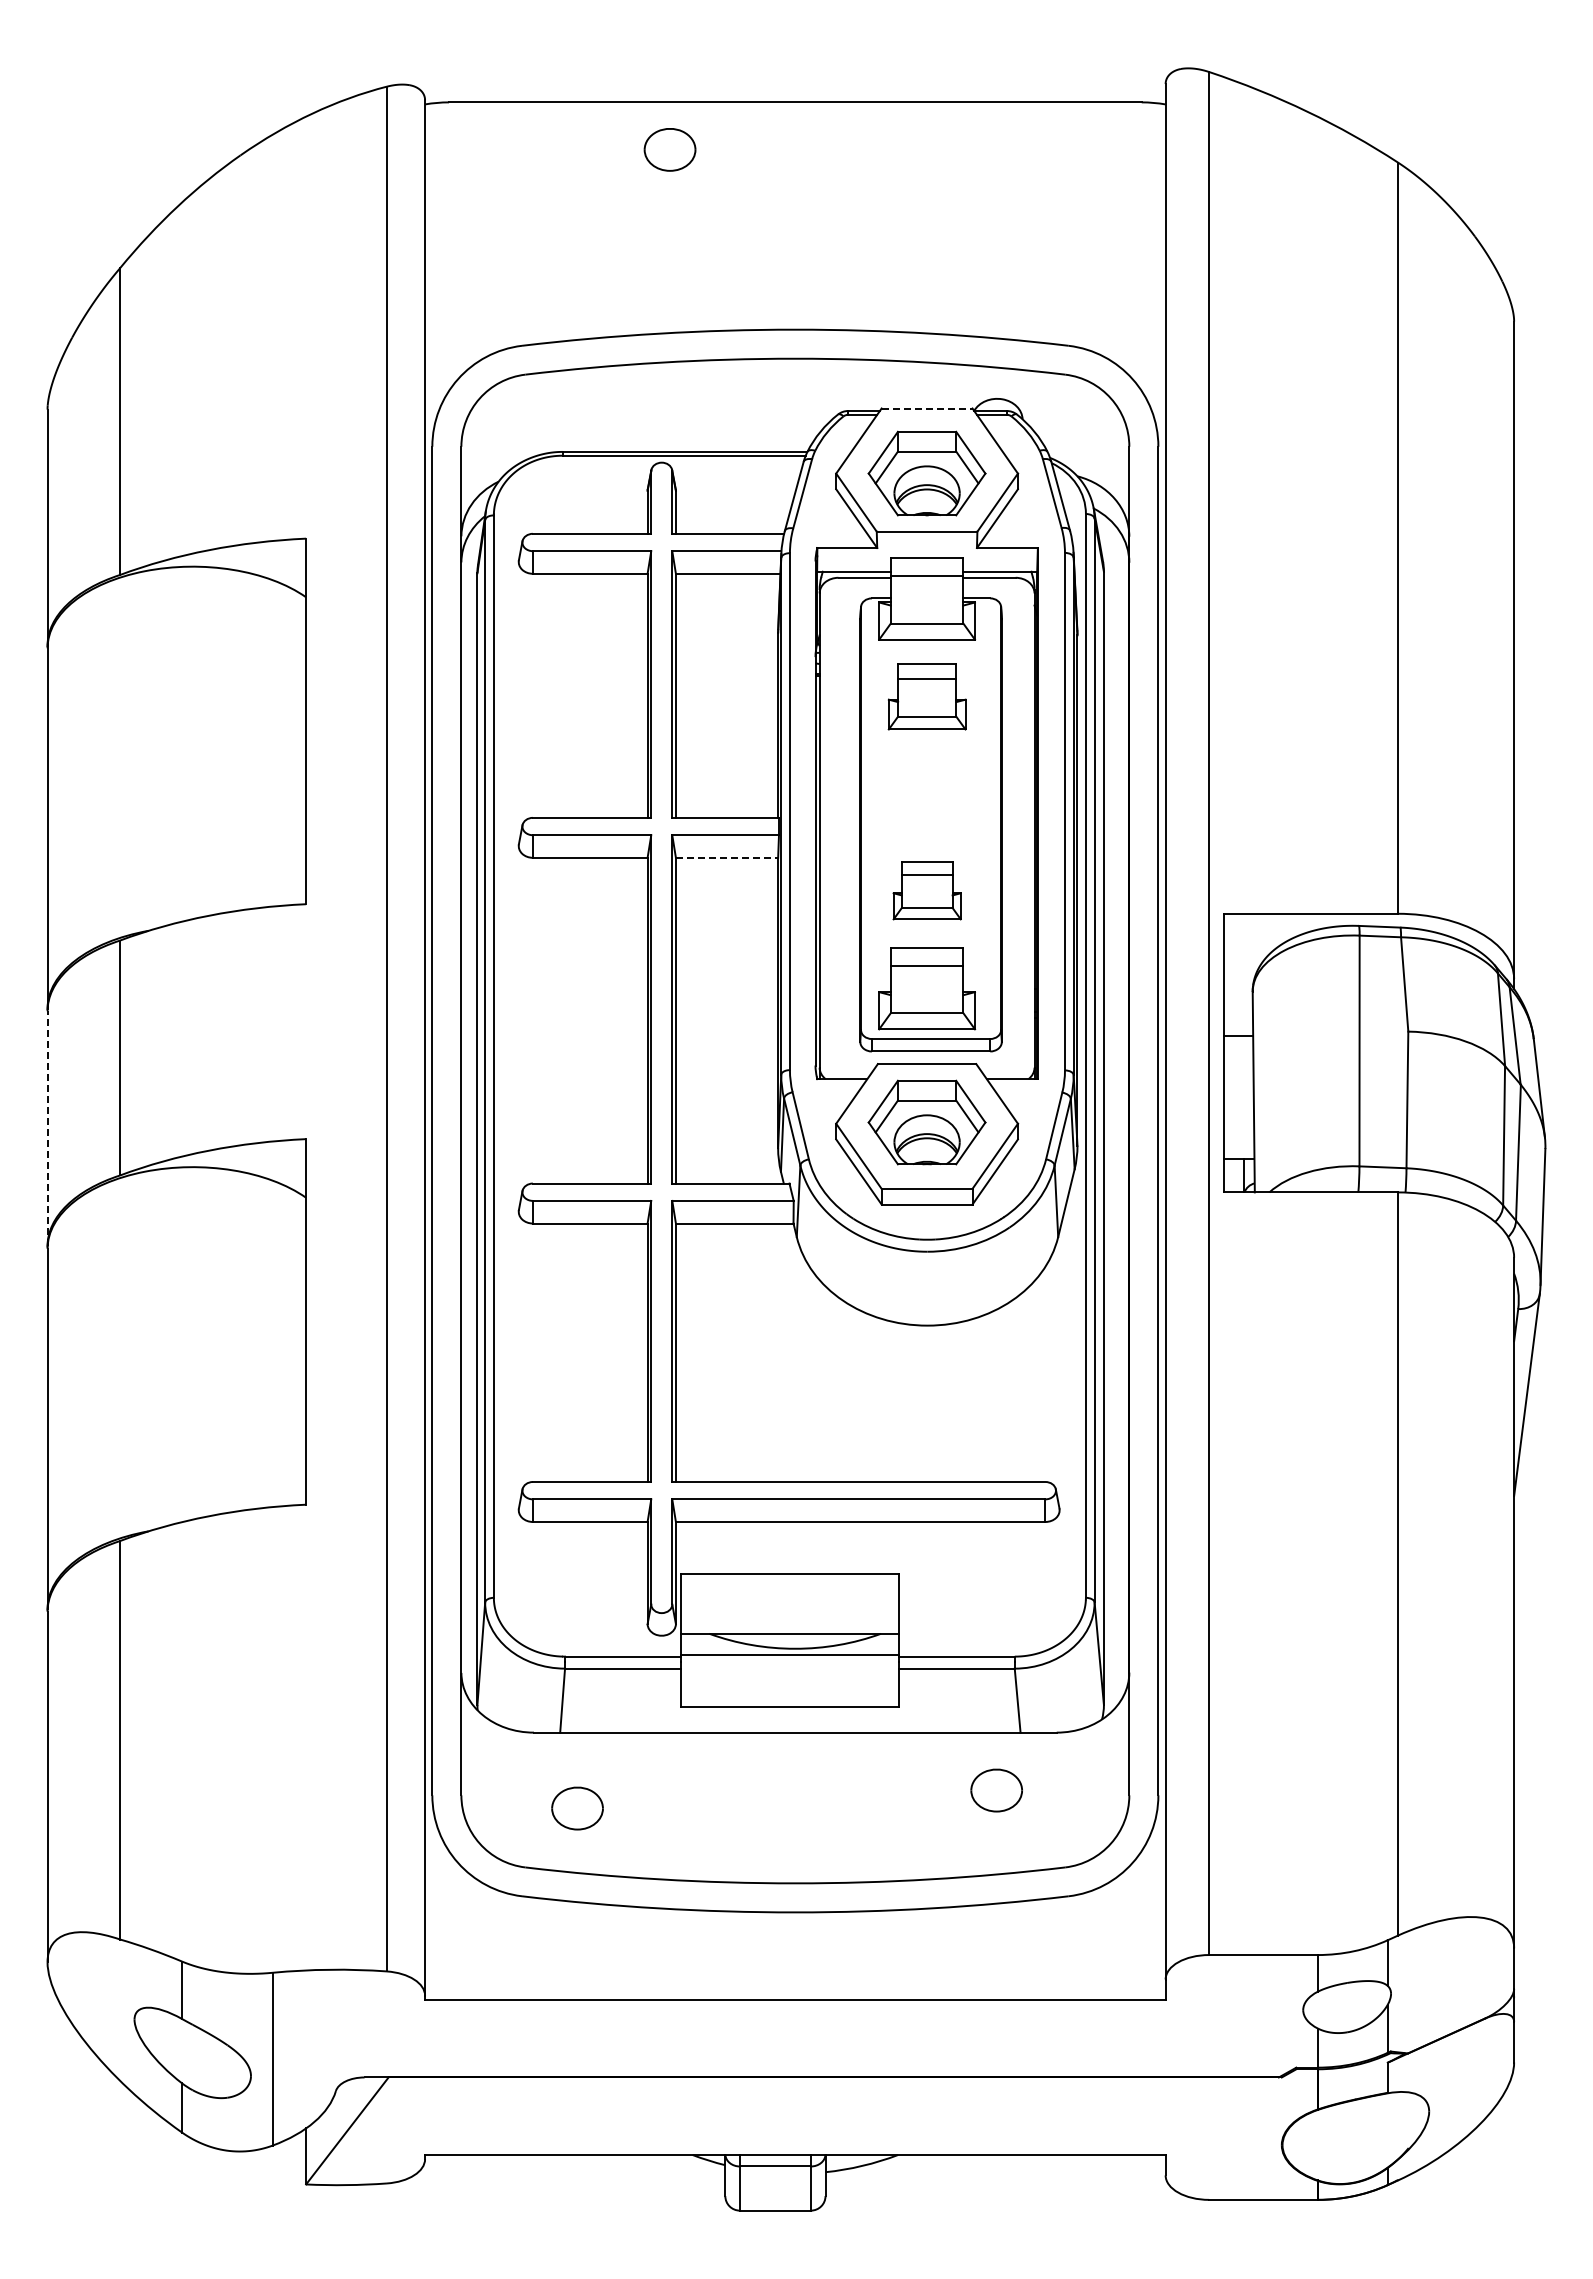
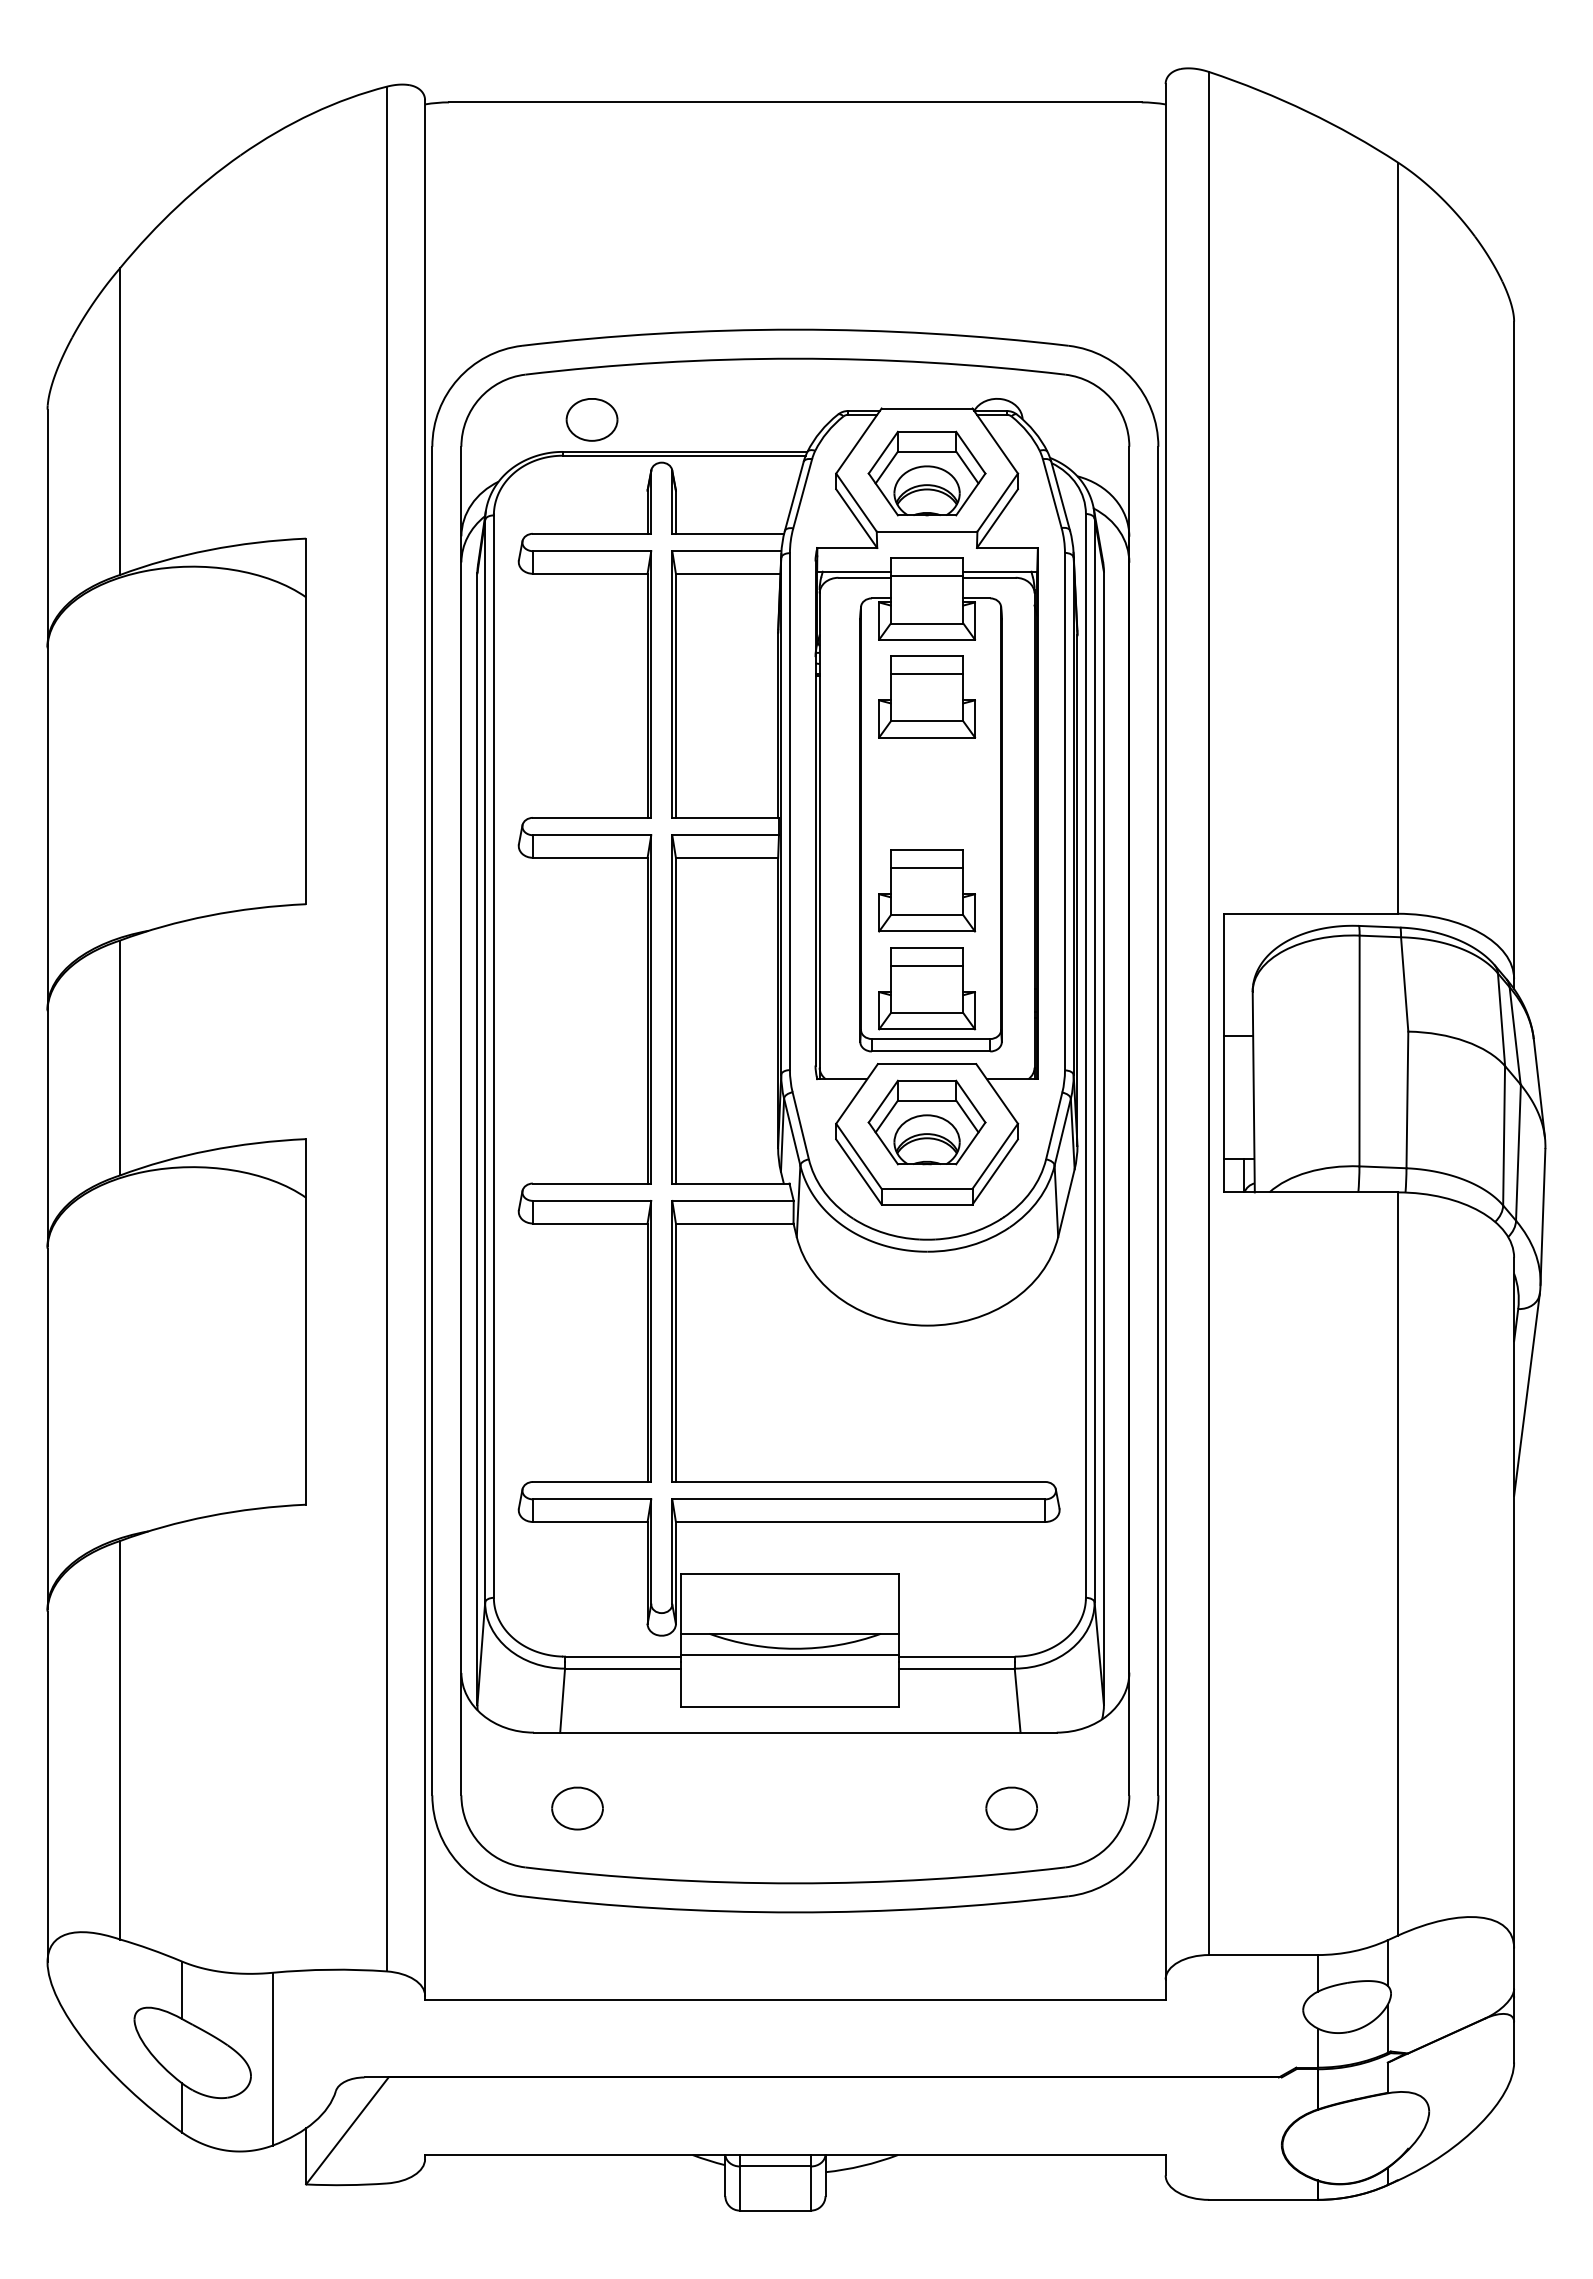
part position: (669, 149) -> (591, 419) (591, 419)
line: dashed -> solid (927, 408)
part size: 80x68 px -> 99x84 px (927, 696)
line: dashed -> solid (727, 857)
part size: 70x60 px -> 99x84 px (927, 890)
line: dashed -> solid (47, 1128)
part position: (996, 1790) -> (1011, 1808) (1011, 1808)
